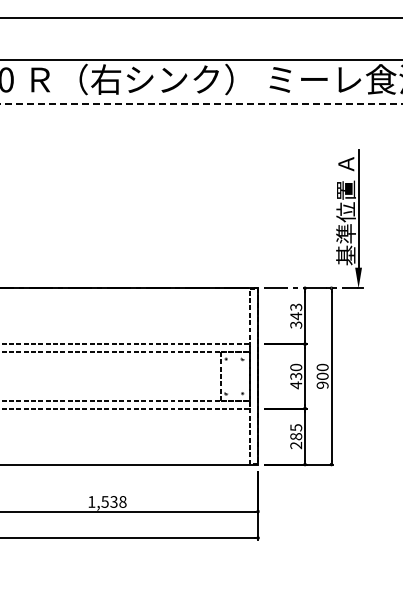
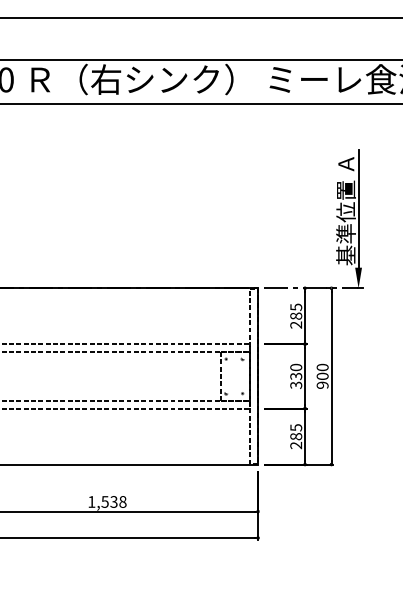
line: dashed -> solid (201, 103)
text: 343 -> 285 (296, 315)
text: 430 -> 330 (296, 385)
